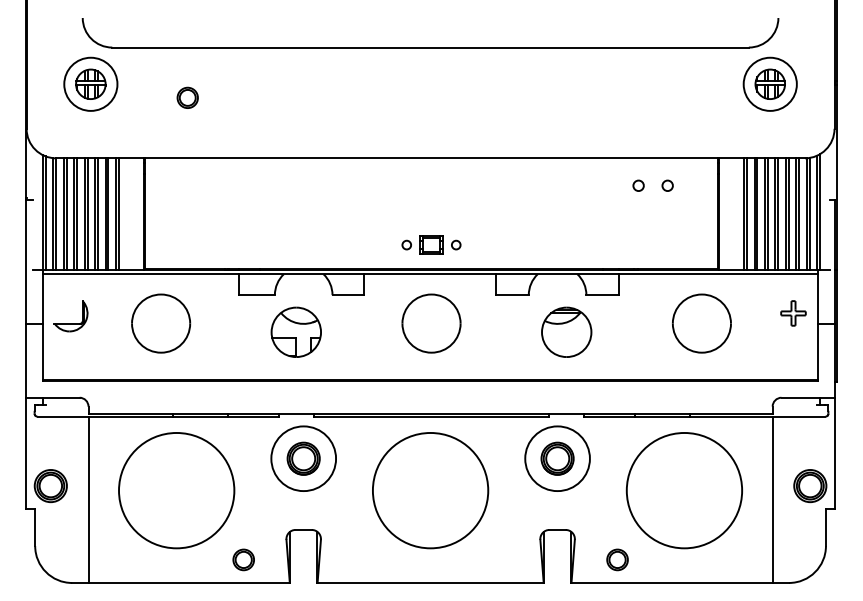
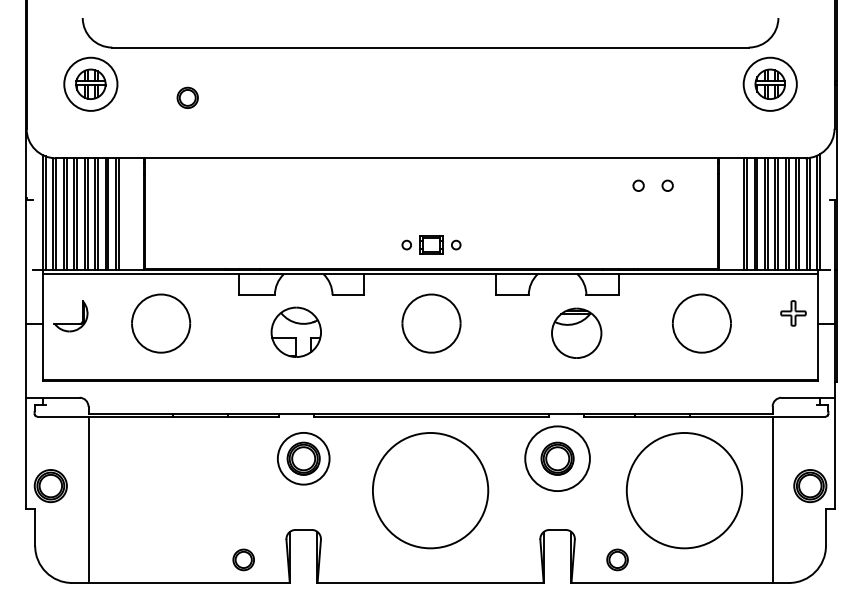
part position: (566, 331) -> (576, 332) (576, 332)
circle diameter: 65 px -> 52 px (303, 458)
circle: present -> none (176, 490)
